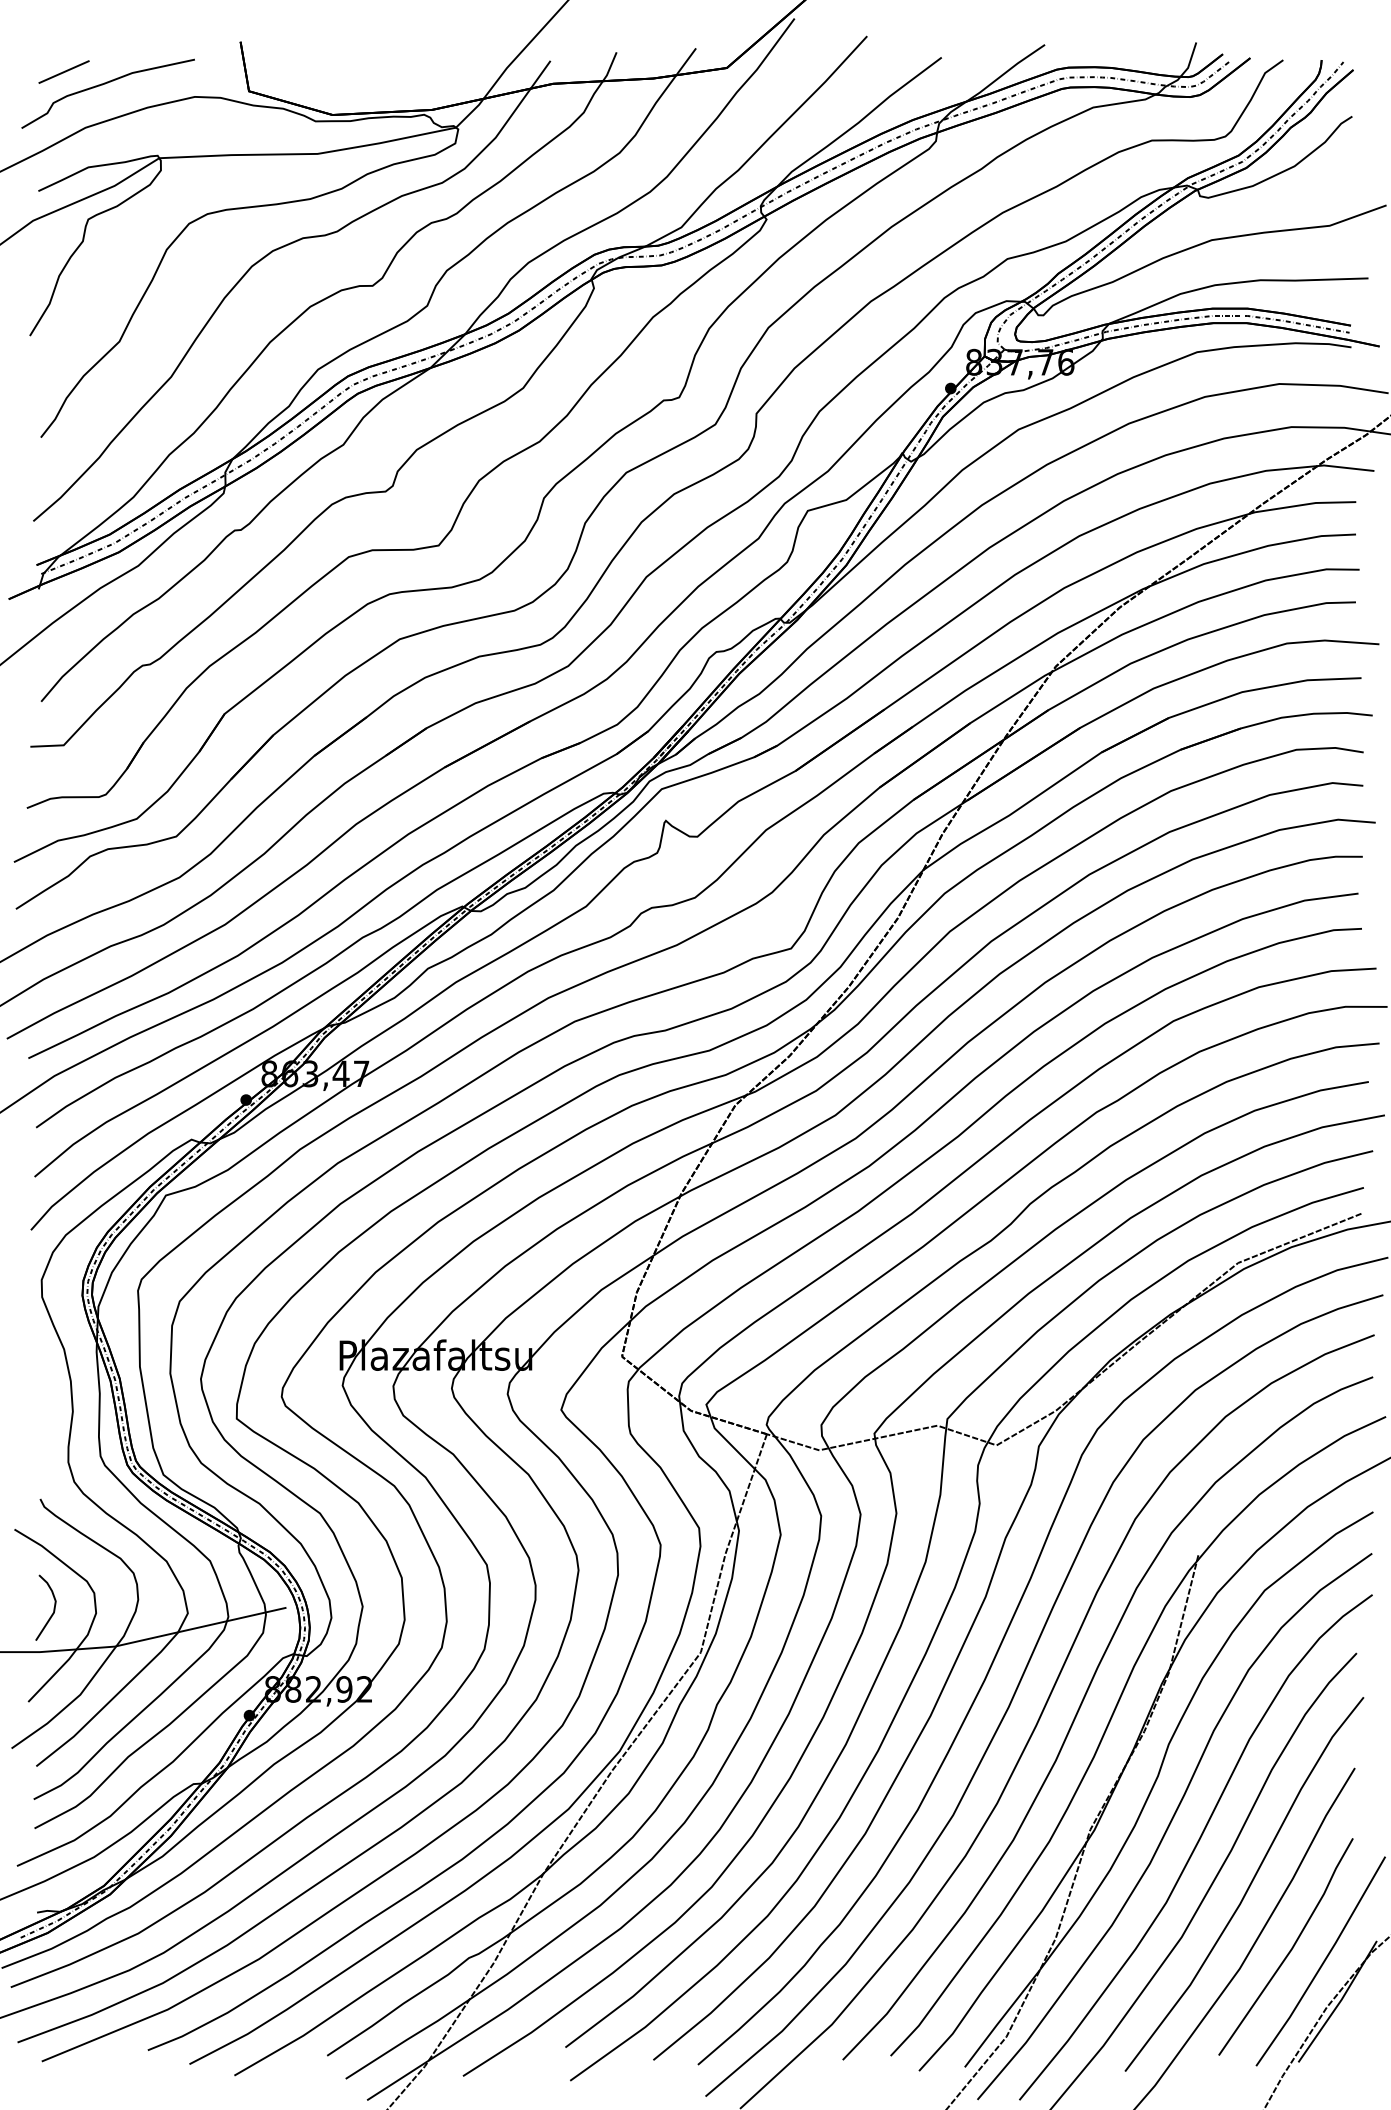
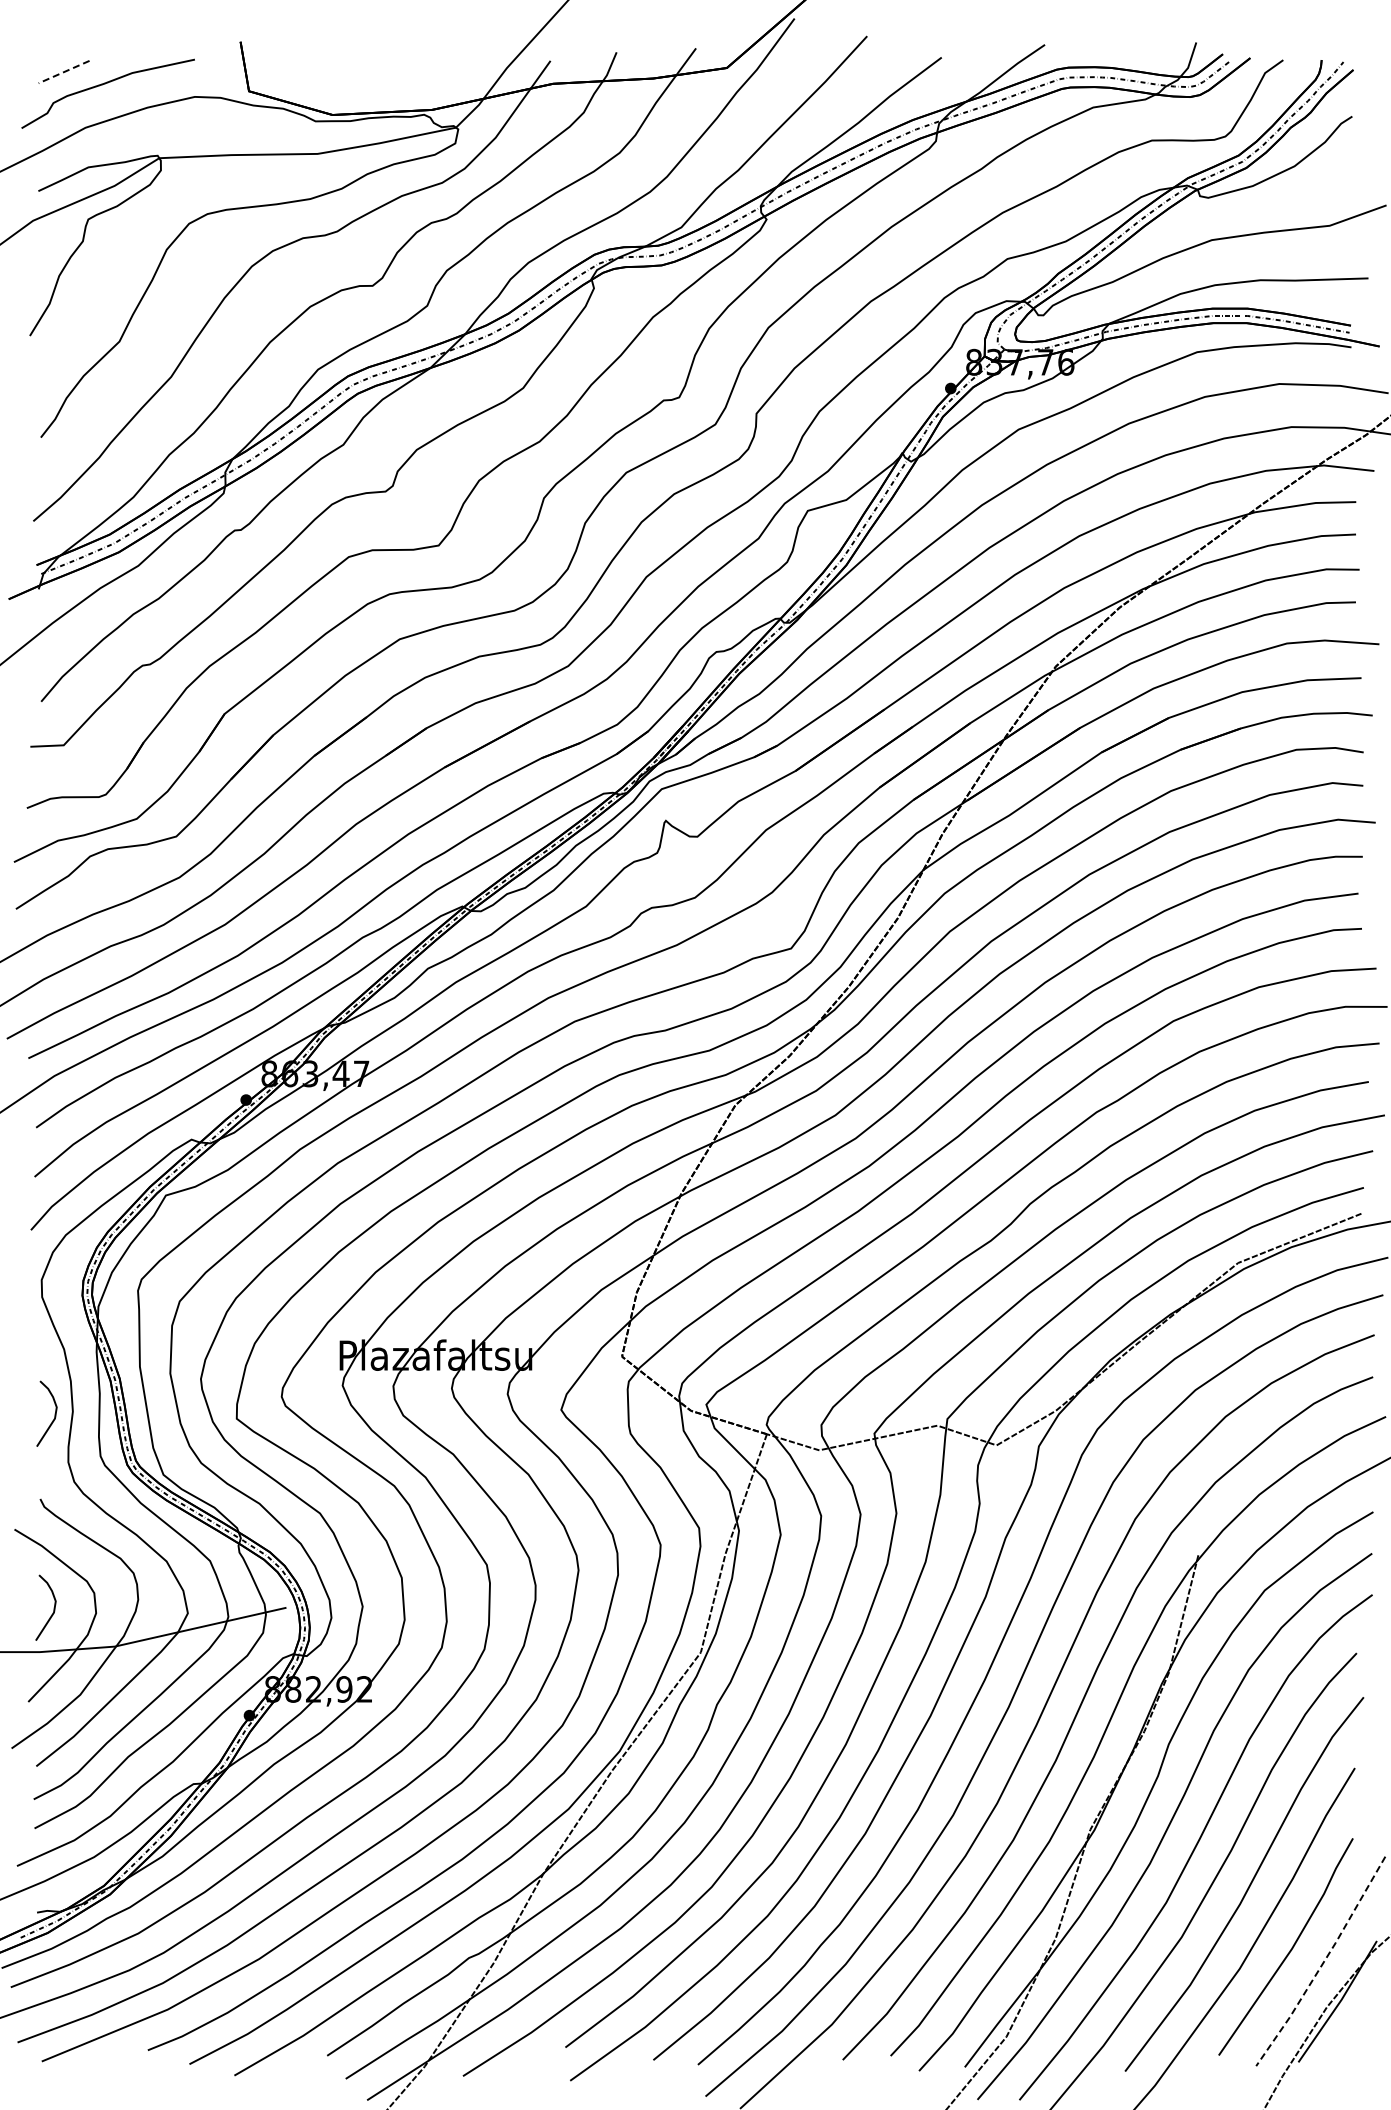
line: solid -> dashed (64, 72)
curve: none -> present (54, 1413)
line: solid -> dashed (1323, 1963)
